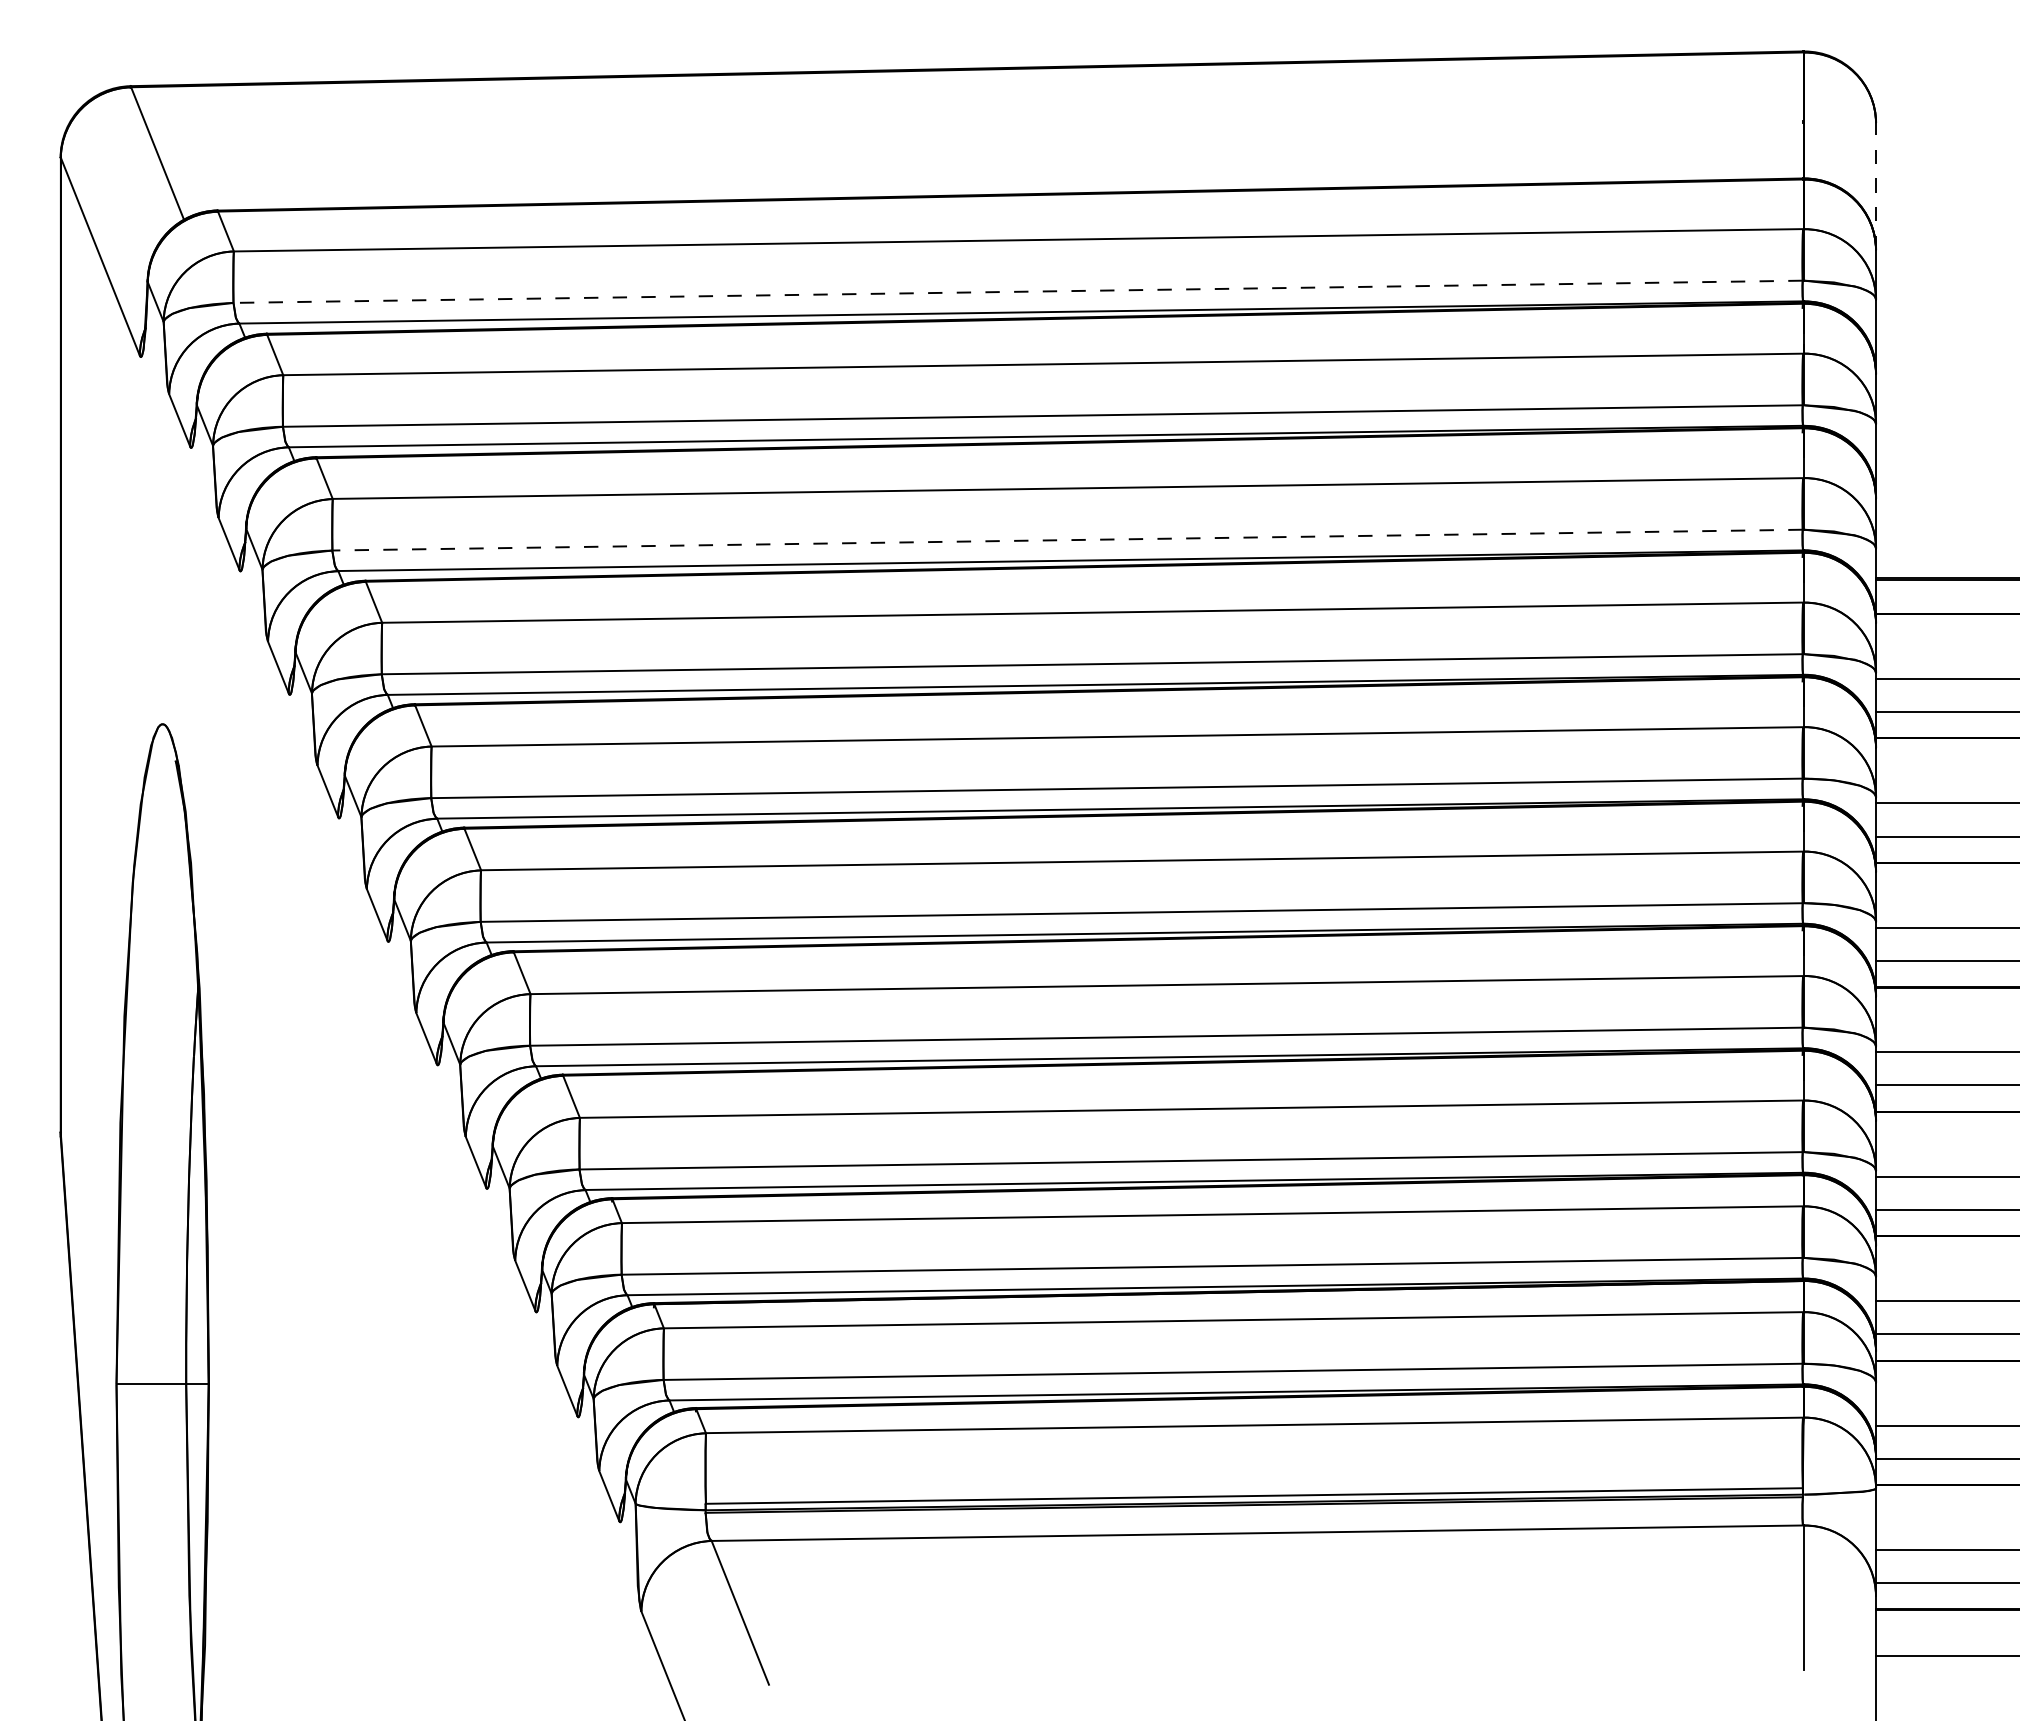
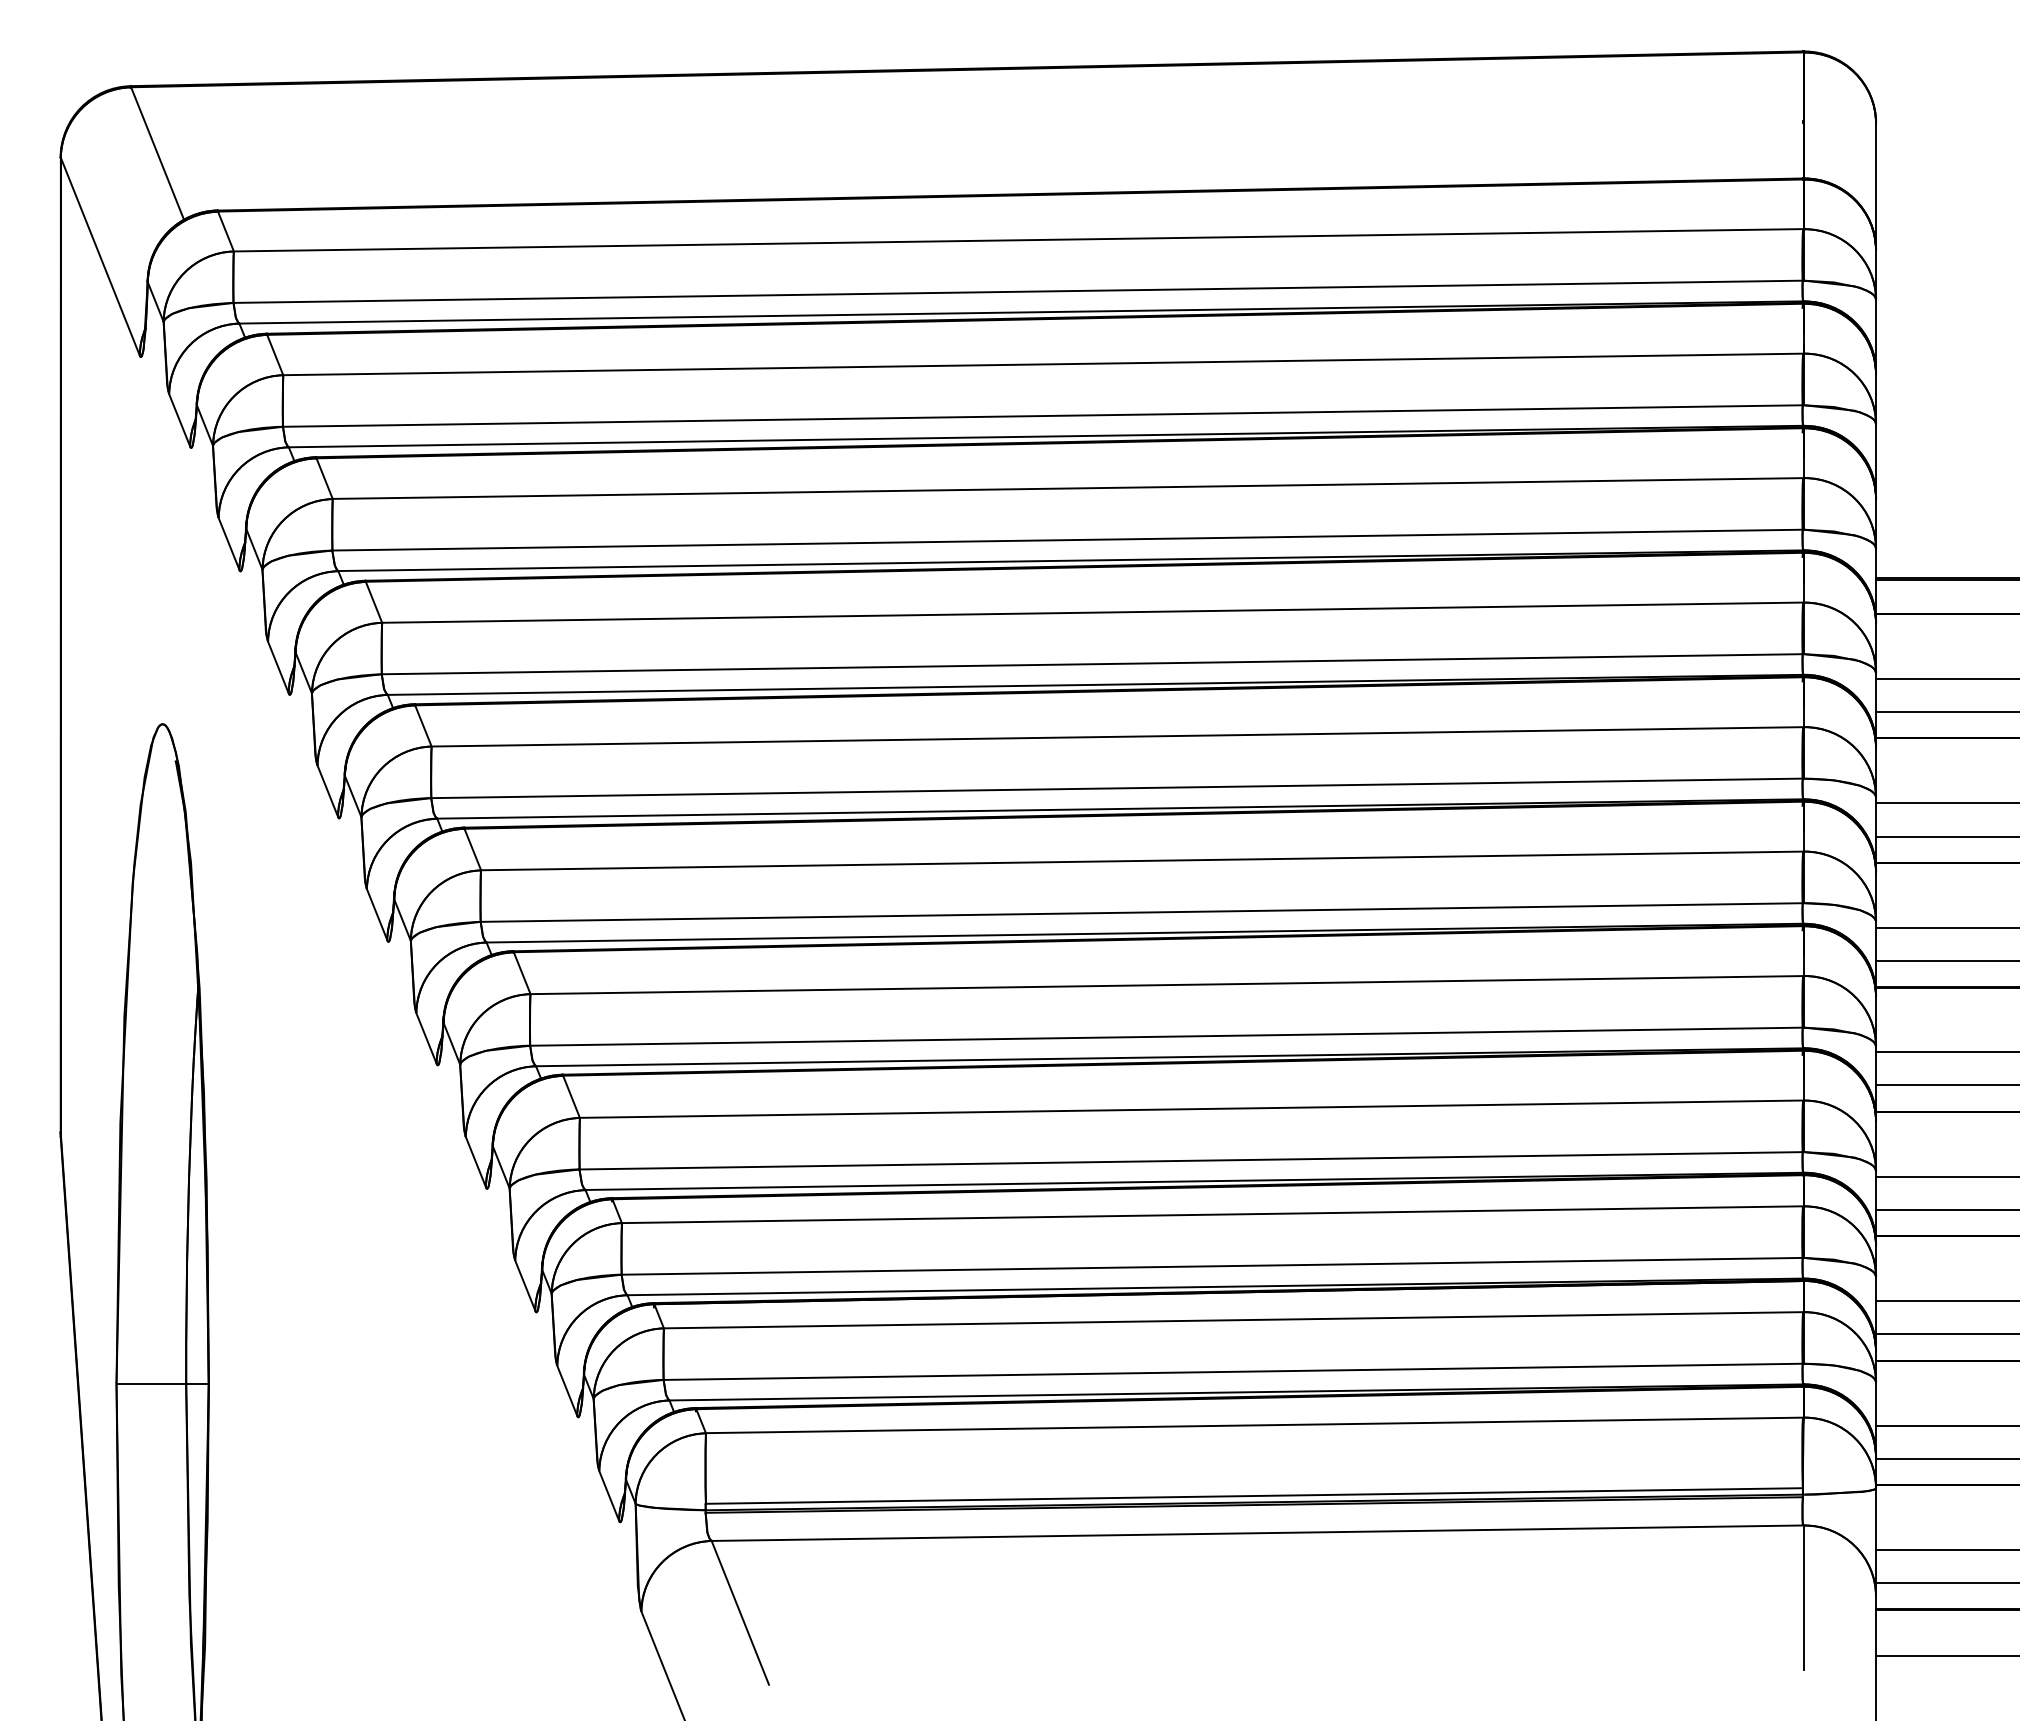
line: dashed -> solid (1875, 186)
line: dashed -> solid (1018, 291)
line: dashed -> solid (1066, 540)
